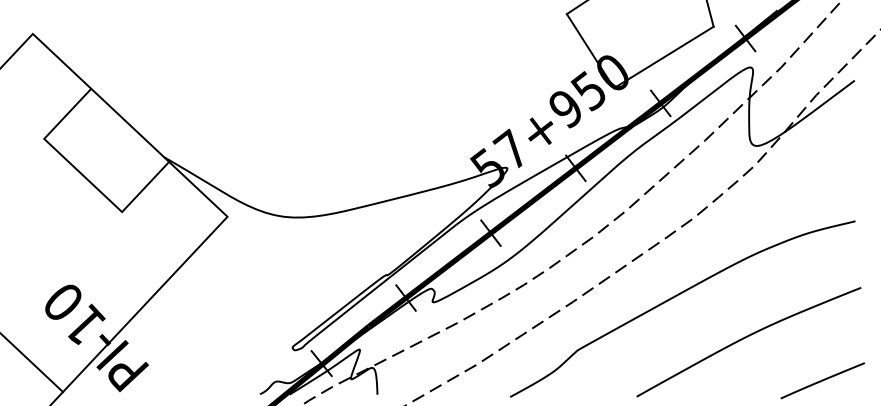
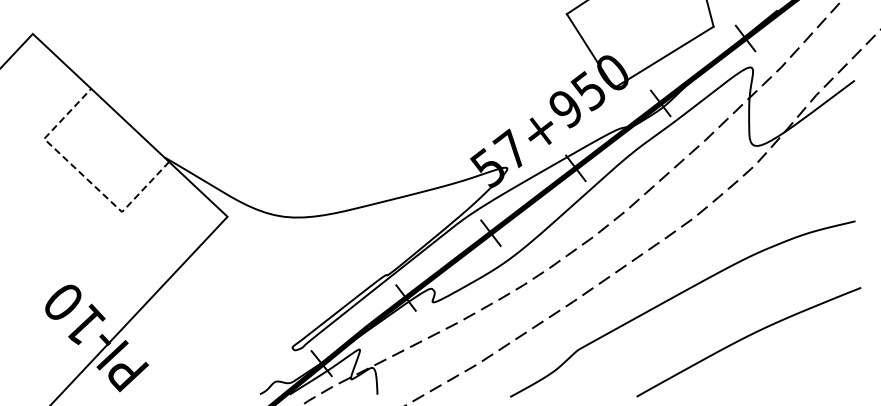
line: solid -> dashed (82, 175)
line: present -> none (32, 363)
line: present -> none (822, 380)
